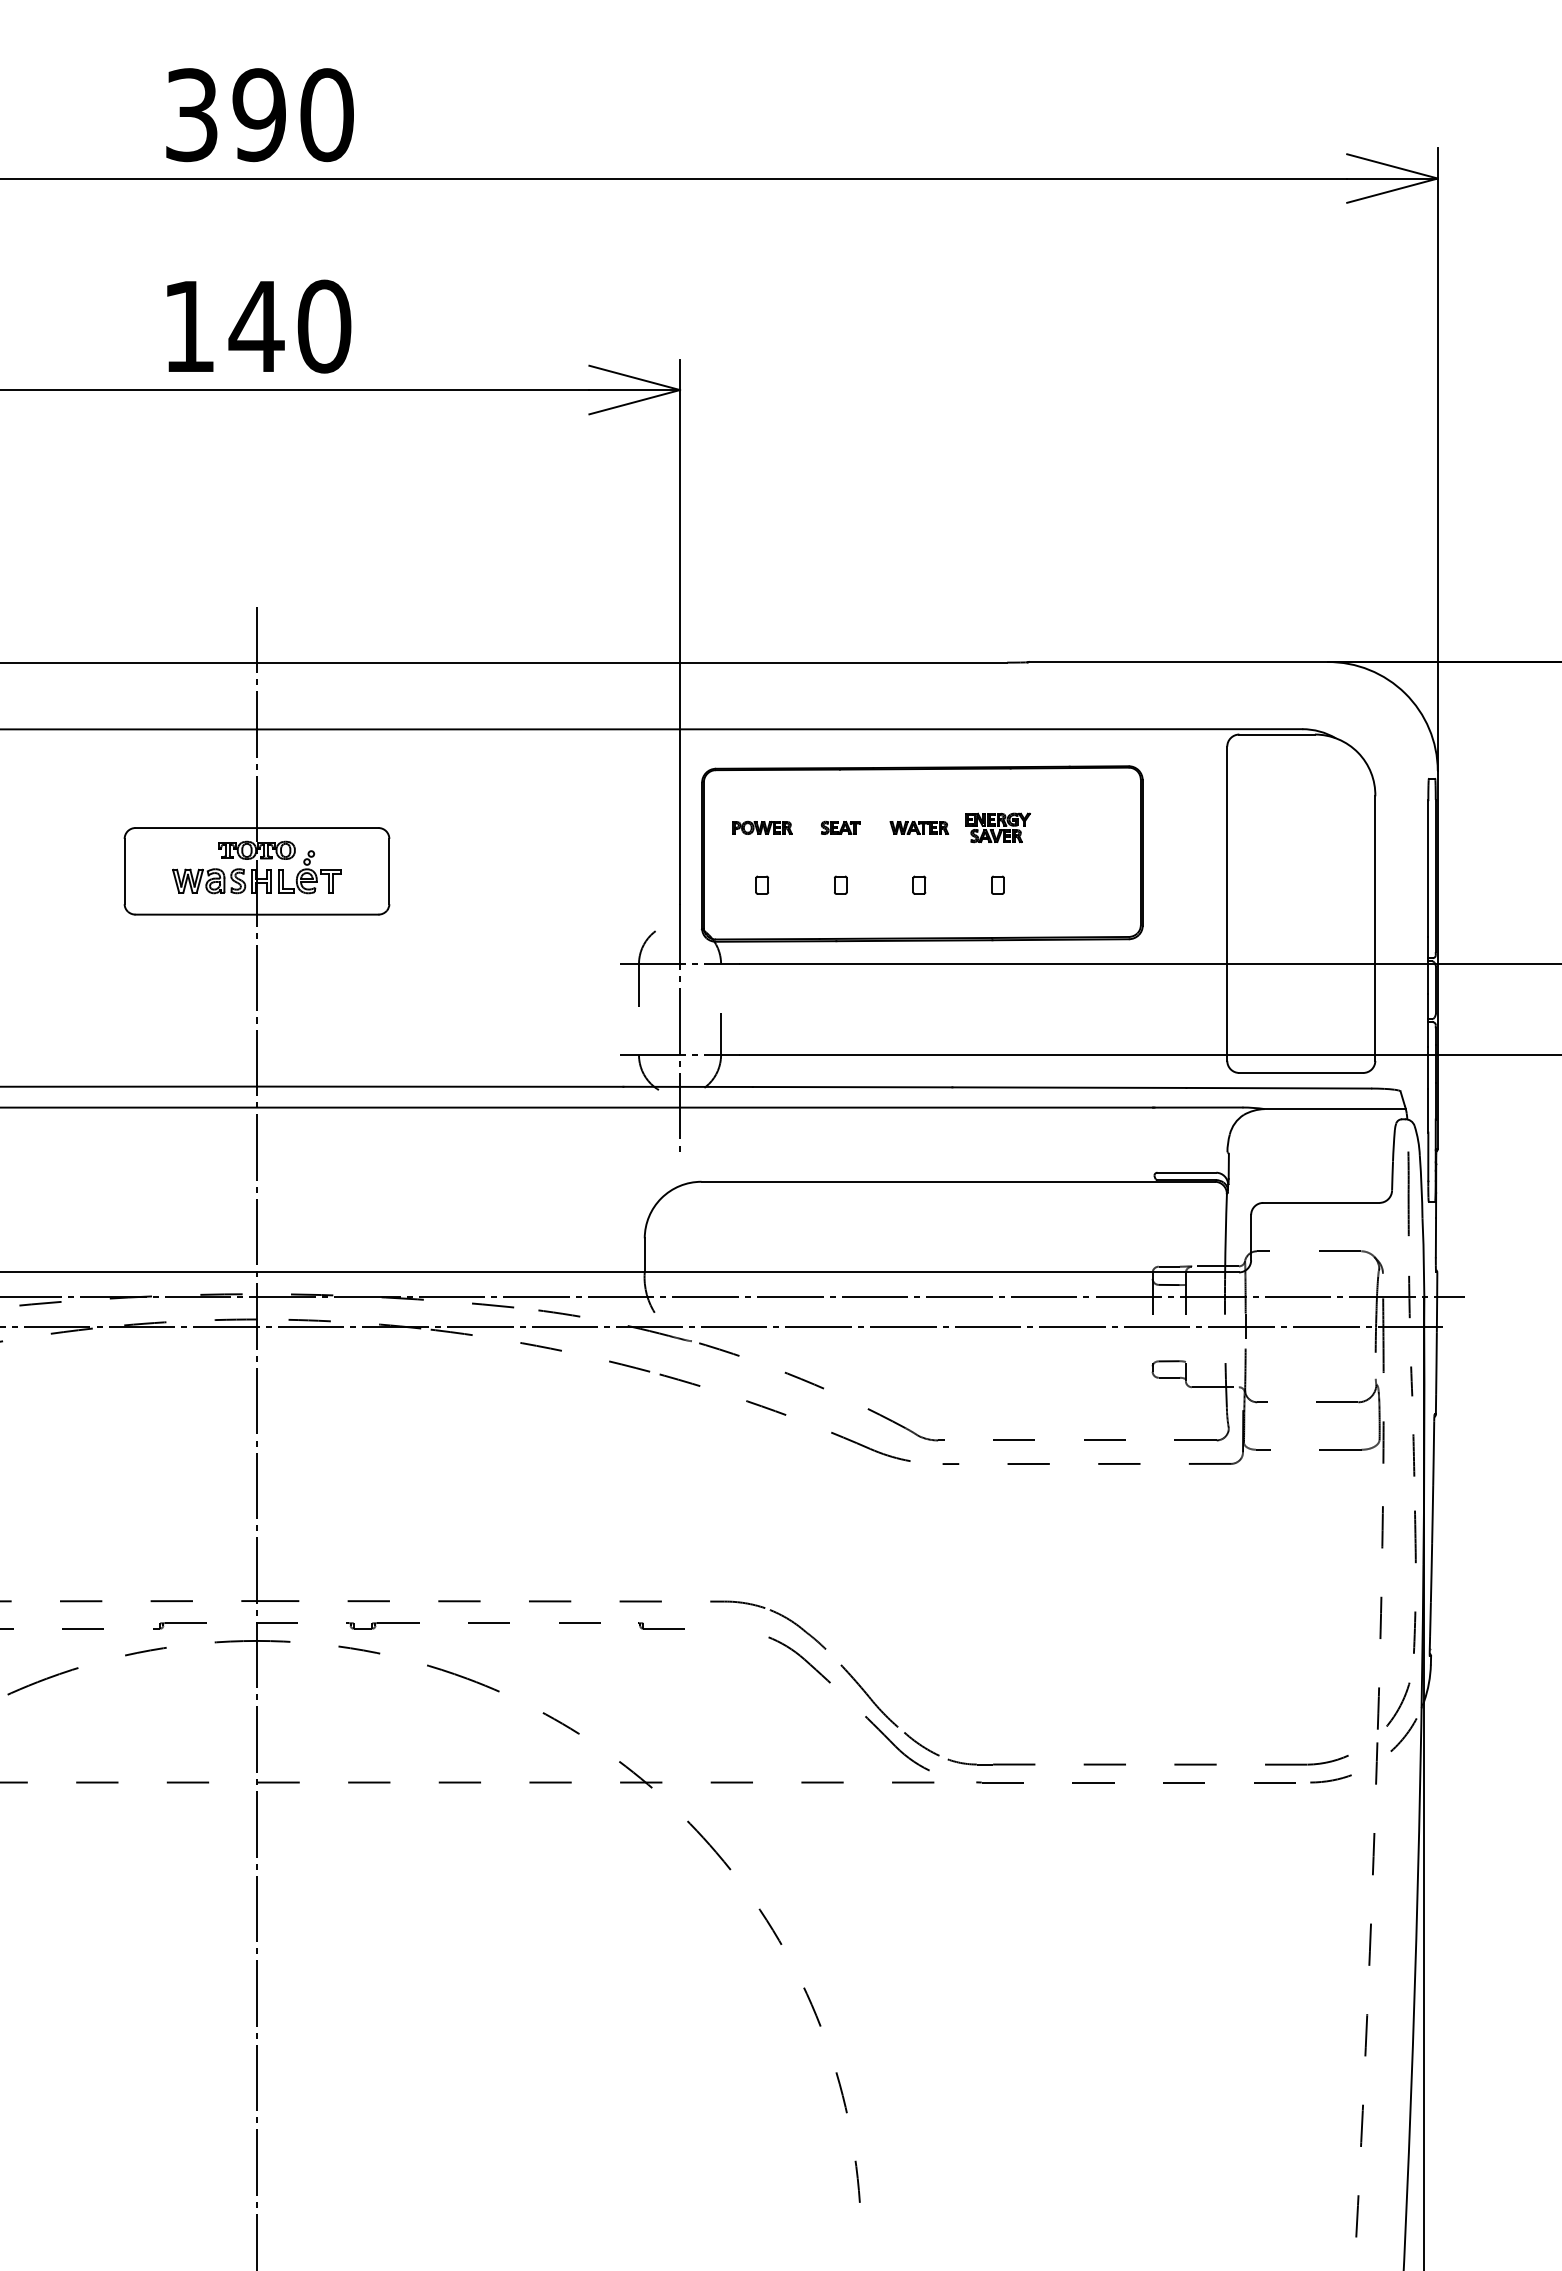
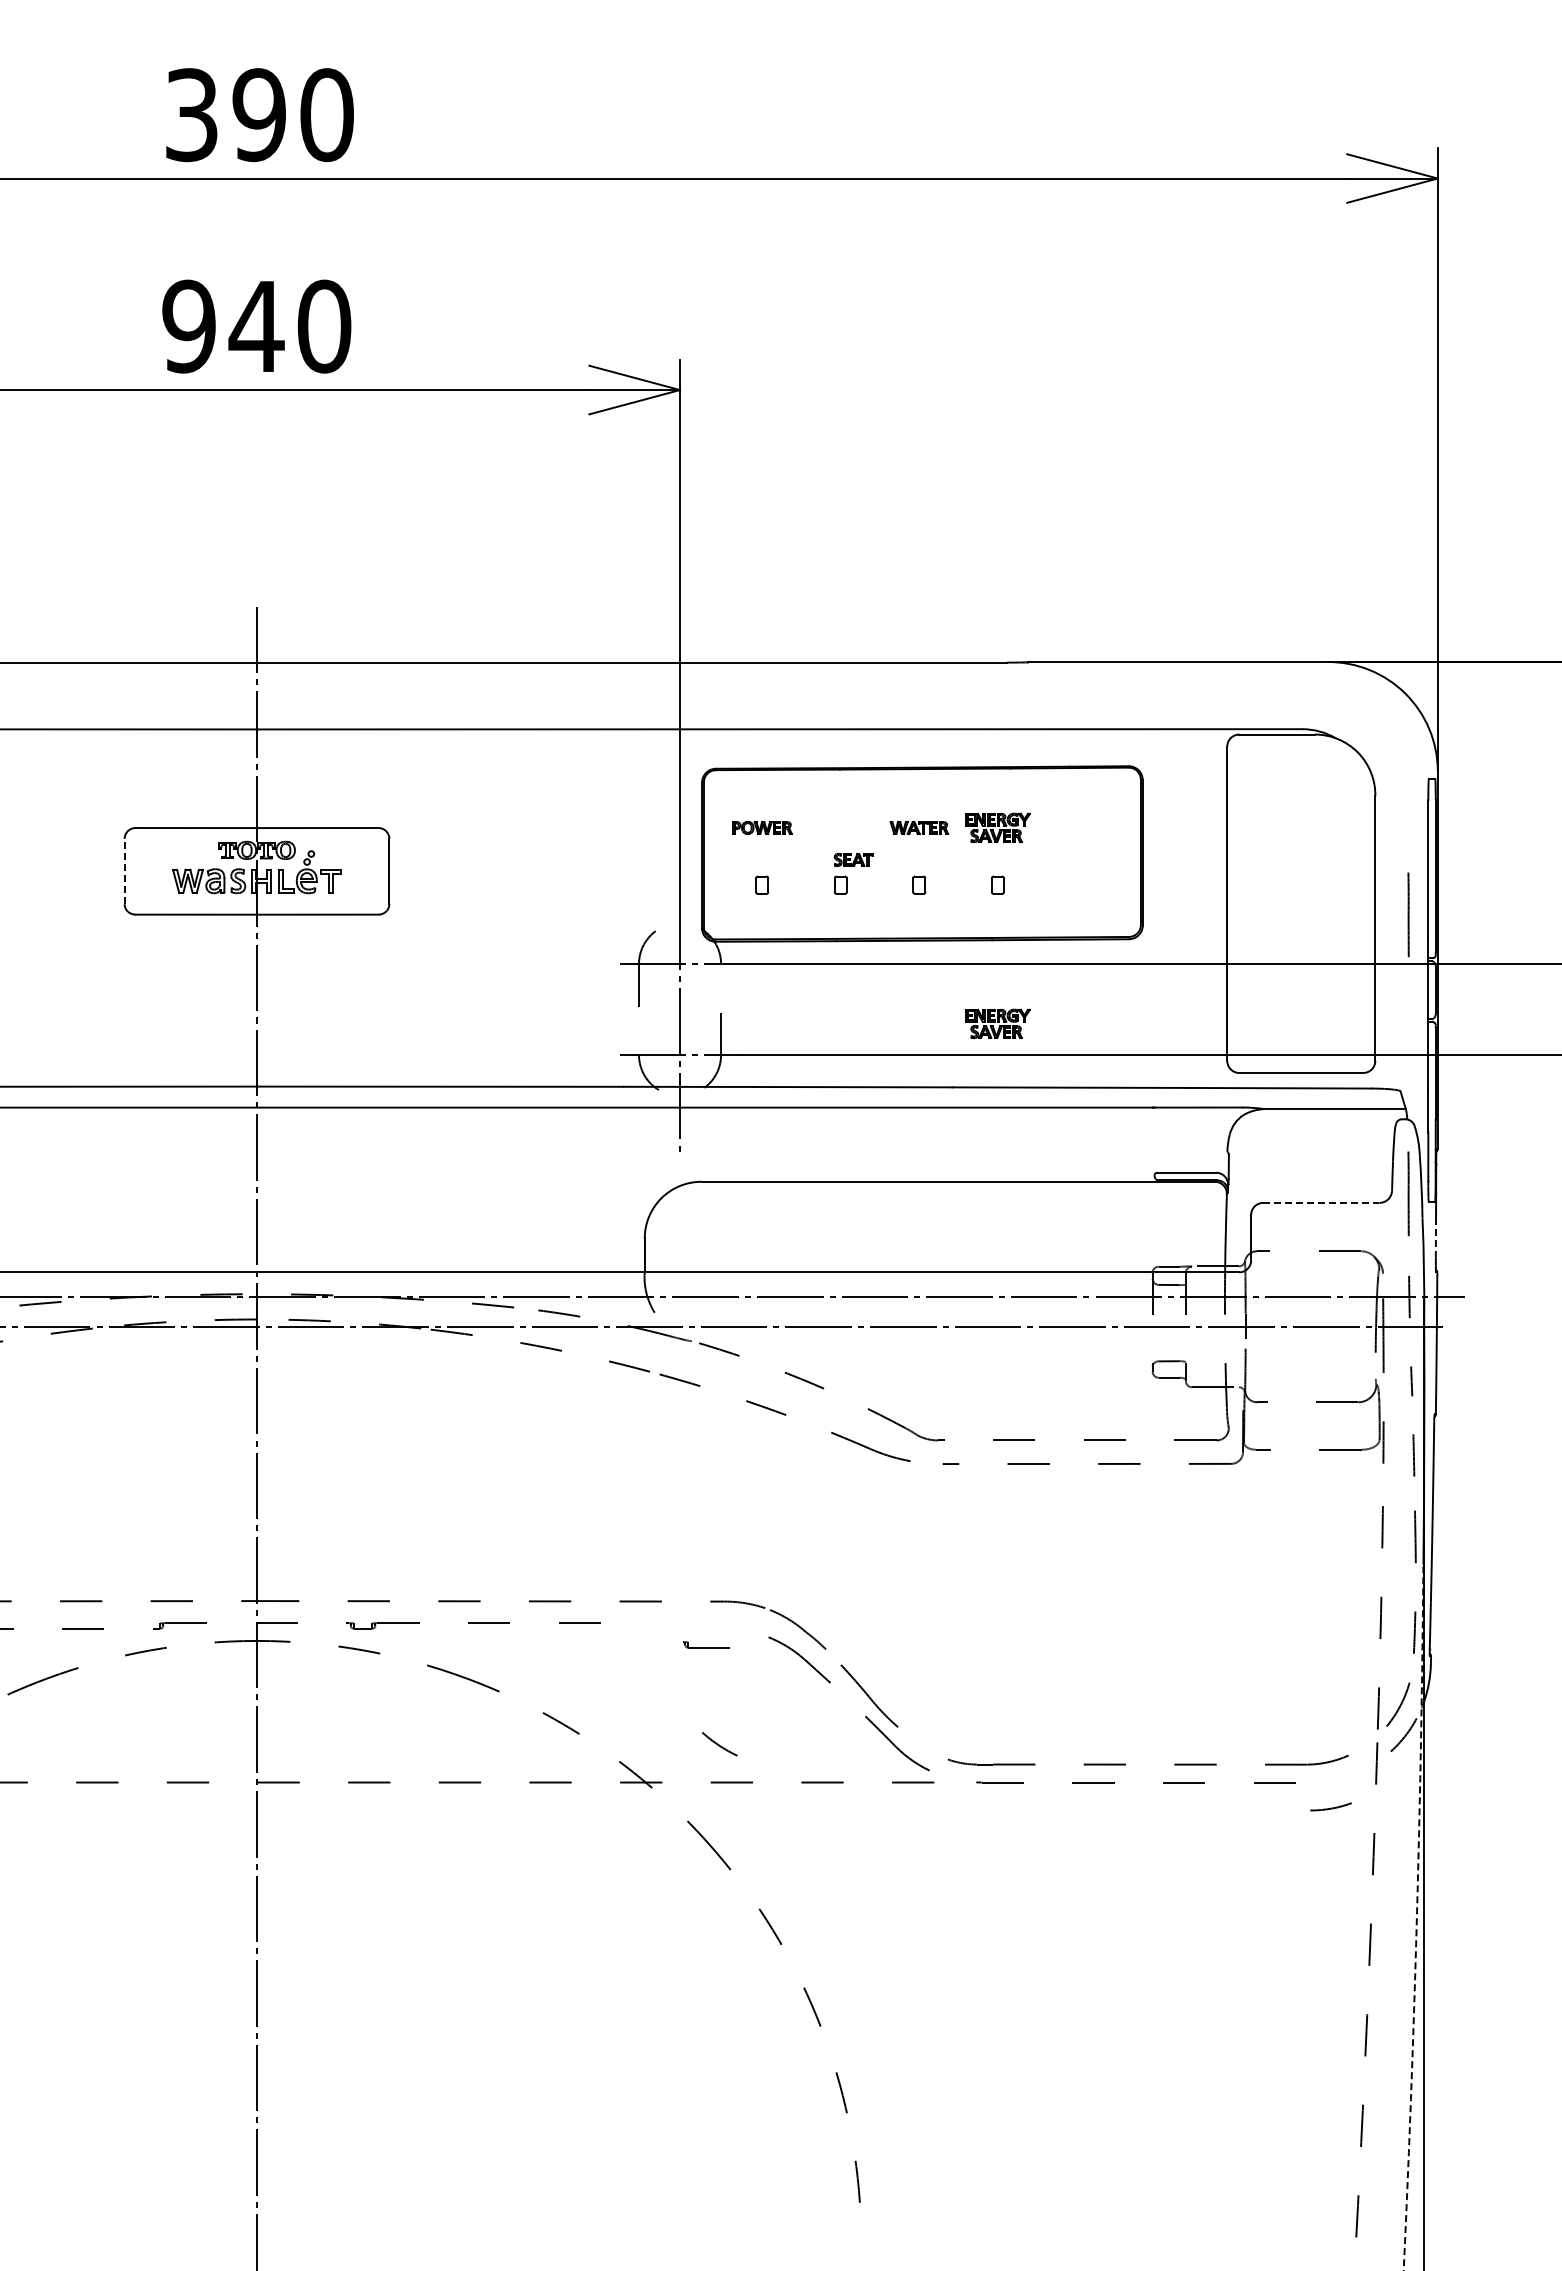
text: 140 -> 940 (188, 326)
part position: (840, 827) -> (853, 859) (853, 859)
line: solid -> dashed (124, 871)
line: none -> present (1408, 914)
part: none -> present (997, 1023)
line: solid -> dashed (1321, 1202)
line: solid -> dashed (1435, 1237)
part position: (661, 1625) -> (706, 1644) (706, 1644)
arc position: (921, 1744) -> (719, 1744) (719, 1744)
arc position: (1330, 1779) -> (1330, 1807) (1330, 1807)
arc: solid -> dashed (1416, 1917)
